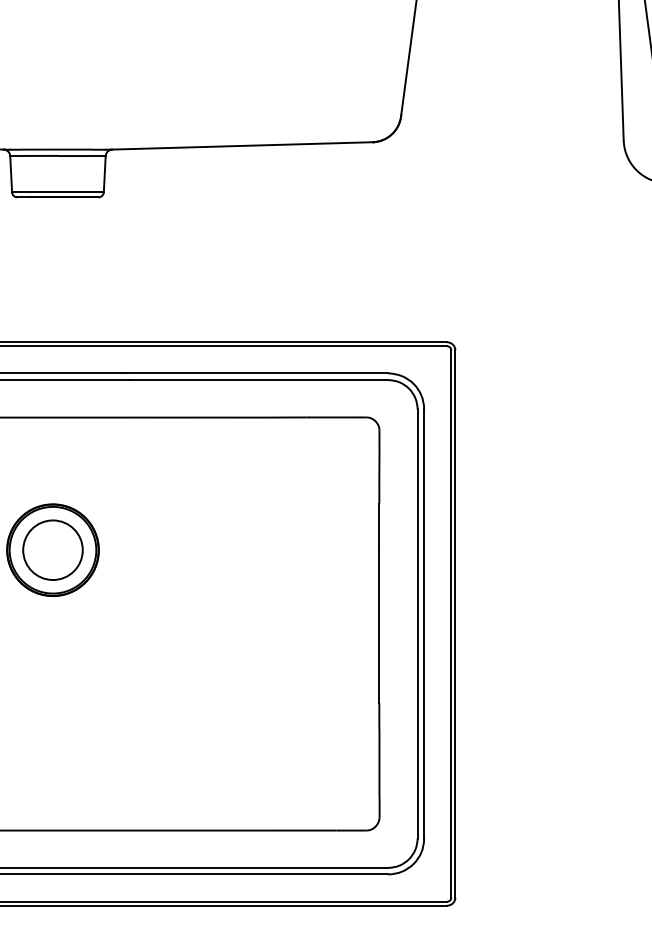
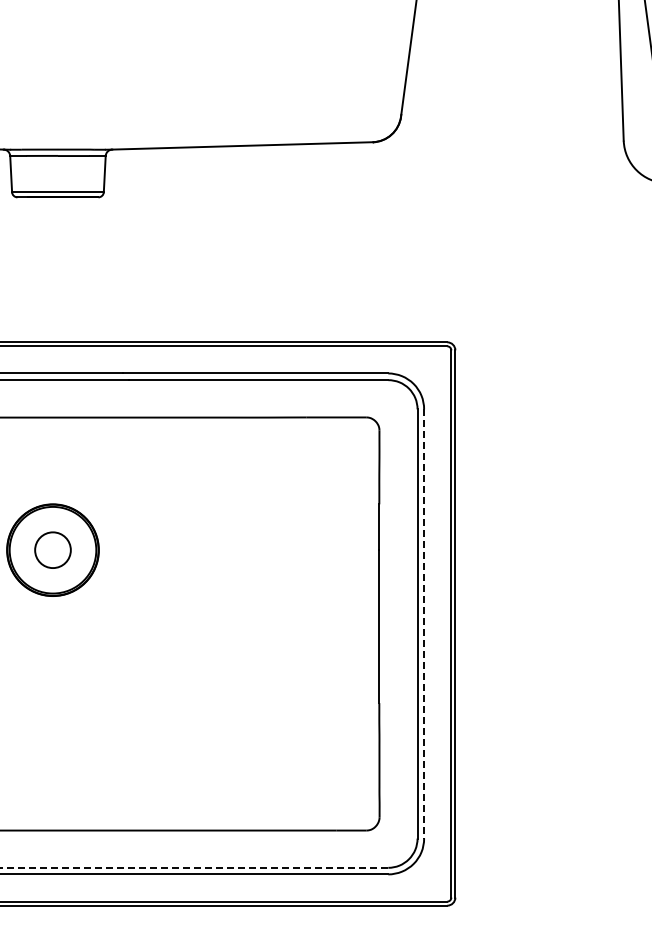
circle diameter: 60 px -> 36 px (52, 550)
line: solid -> dashed (424, 624)
line: solid -> dashed (194, 867)
